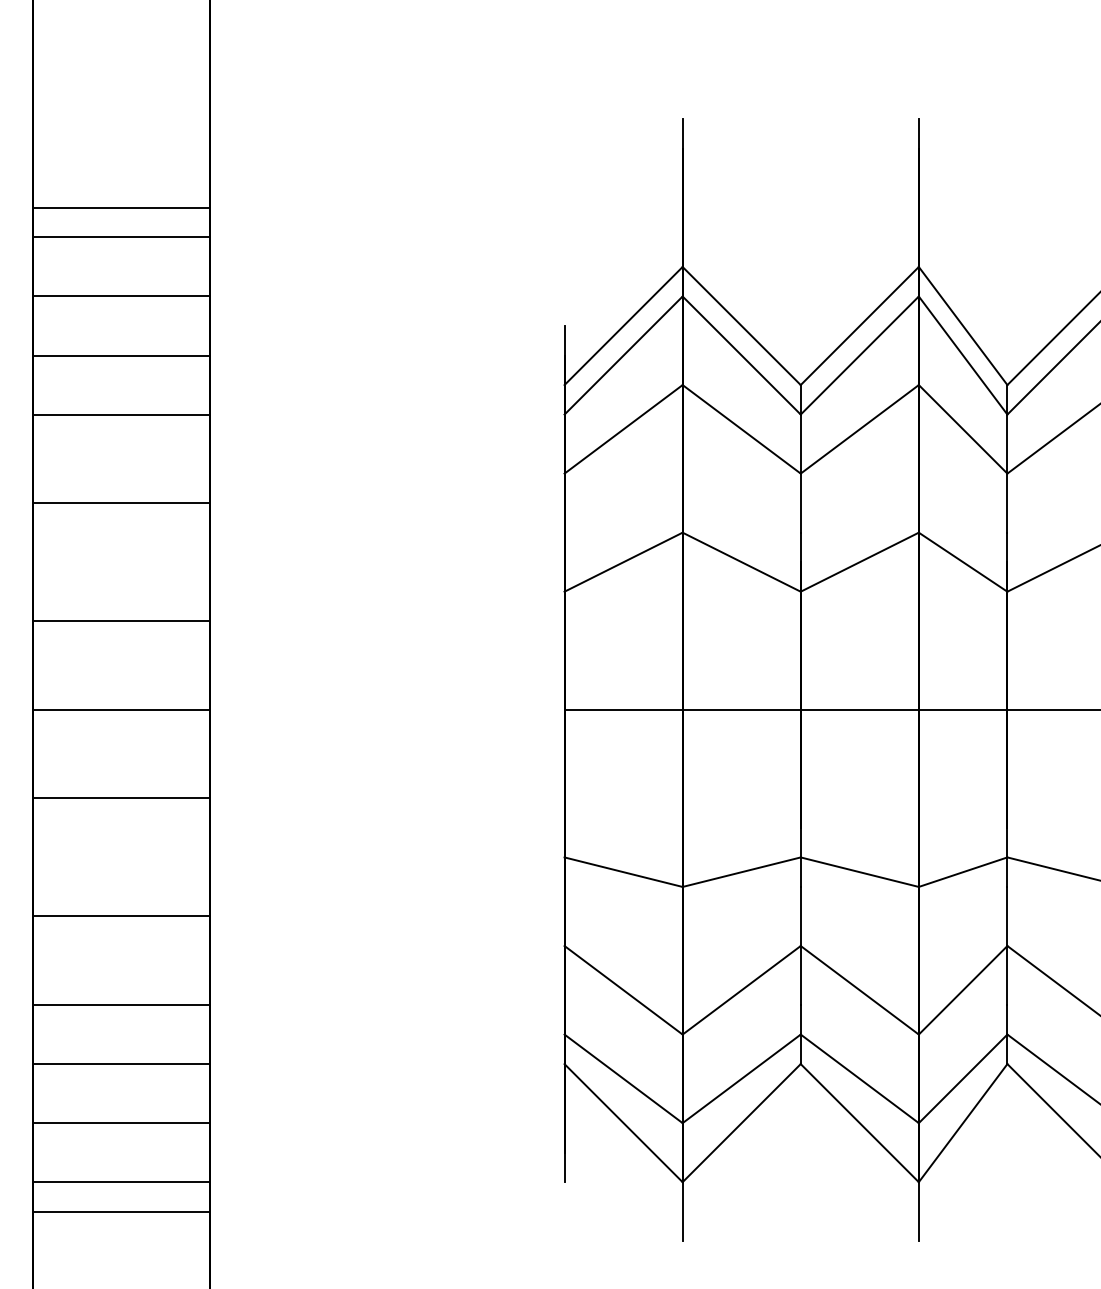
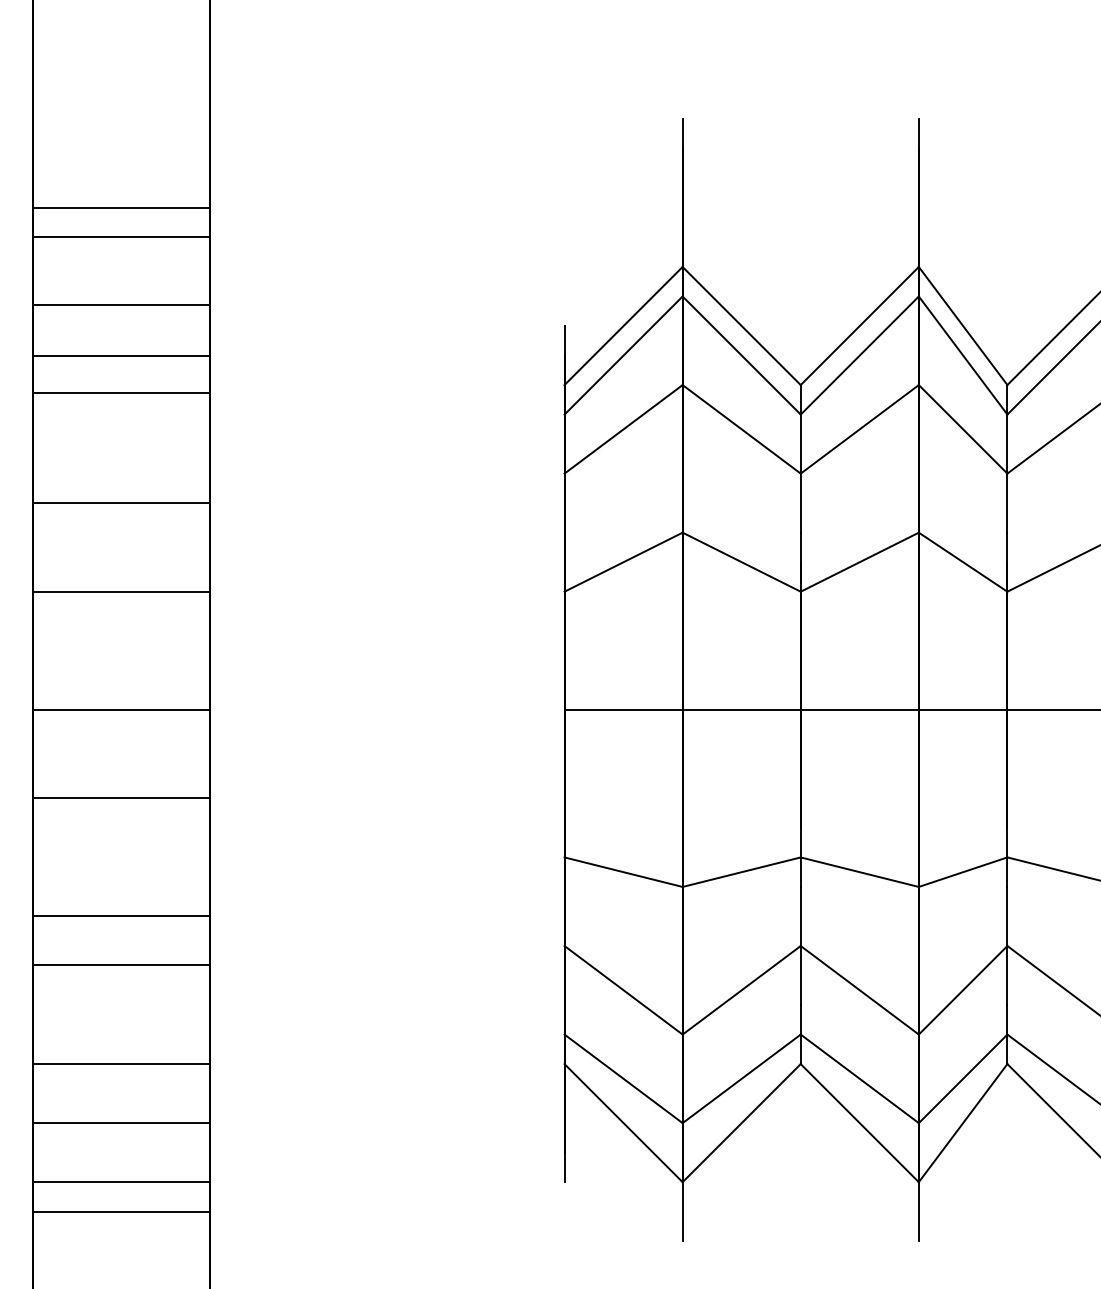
line position: (121, 296) -> (121, 305) (121, 305)
line position: (121, 414) -> (121, 392) (121, 392)
line position: (121, 621) -> (121, 592) (121, 592)
line position: (121, 1005) -> (121, 965) (121, 965)
